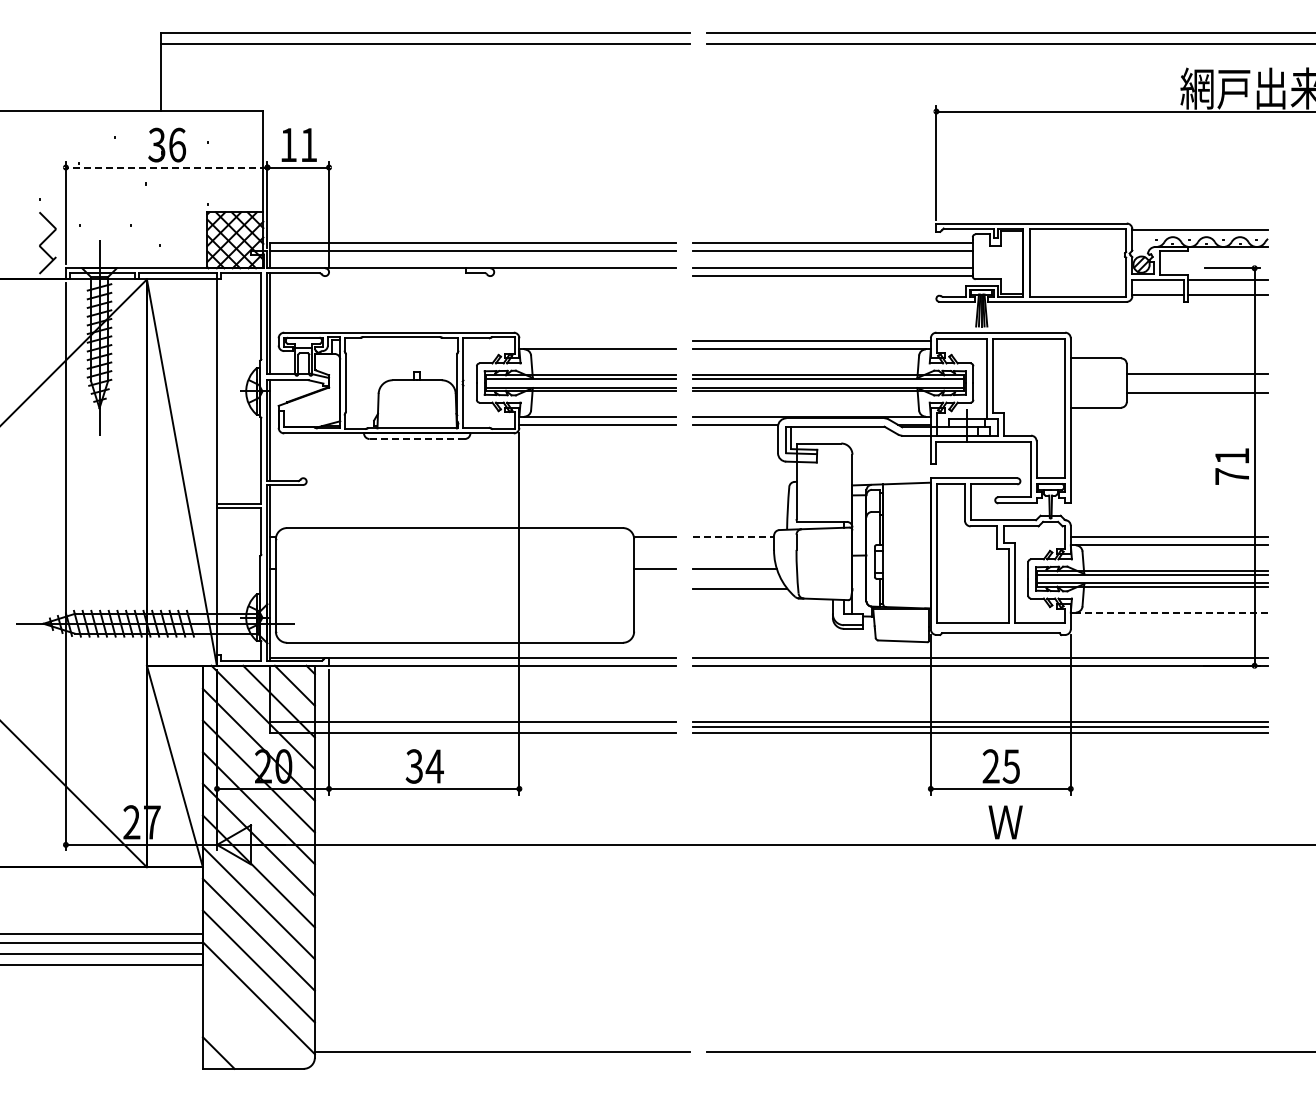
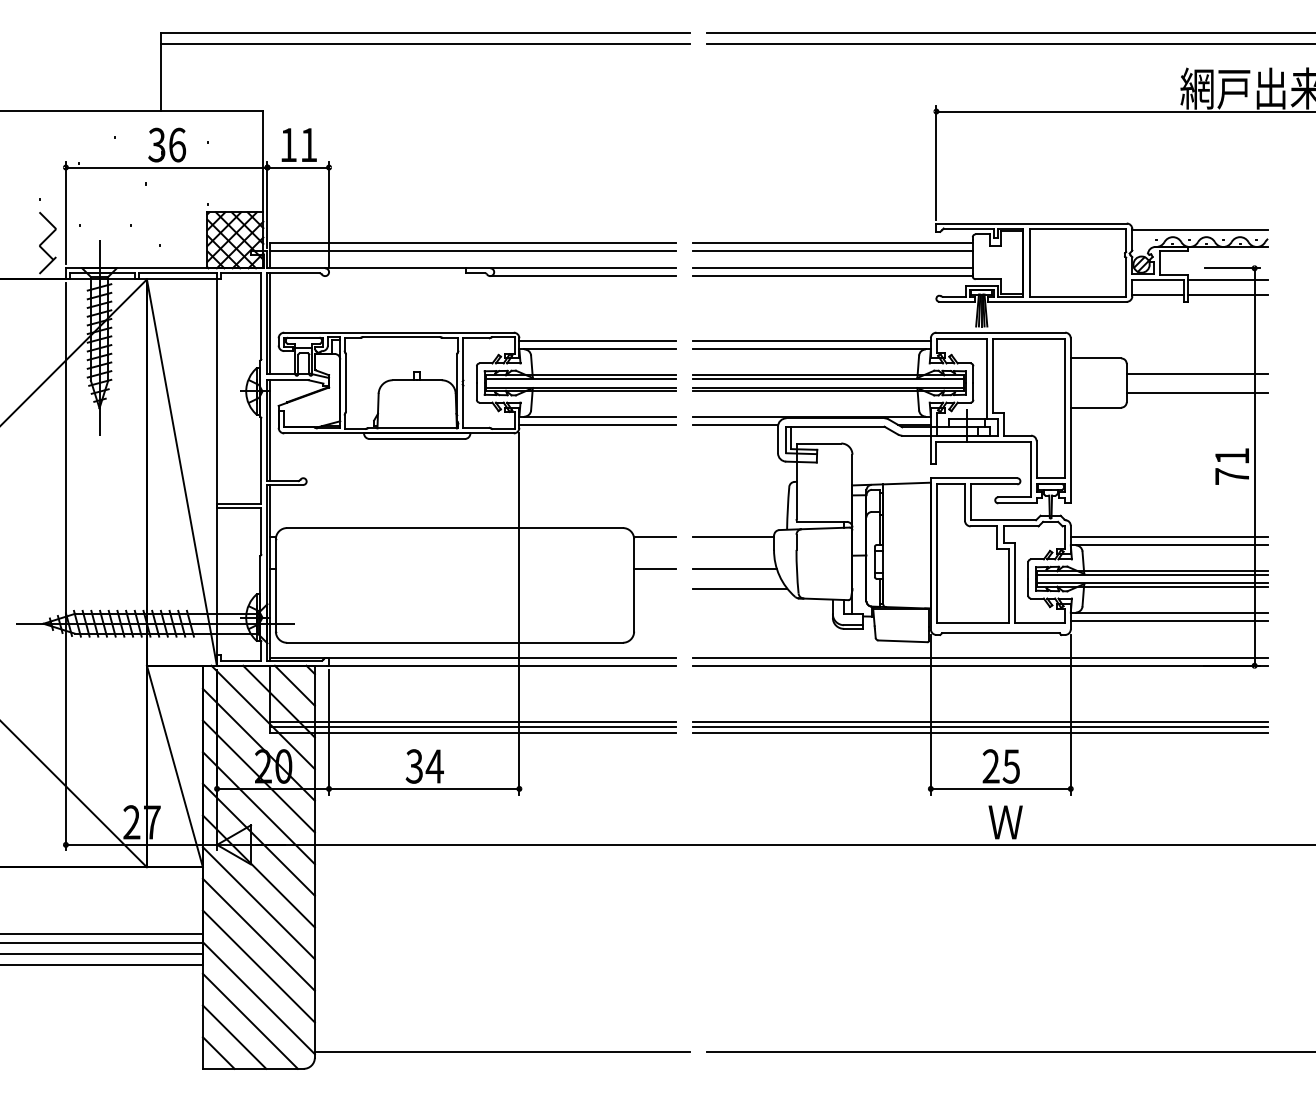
line: dashed -> solid (166, 167)
line: none -> present (583, 276)
line: none -> present (597, 341)
line: dashed -> solid (417, 439)
line: dashed -> solid (733, 537)
line: dashed -> solid (1171, 612)
line: none -> present (1169, 620)
line: none -> present (473, 727)
line: none -> present (249, 1020)
line: none -> present (234, 1036)
